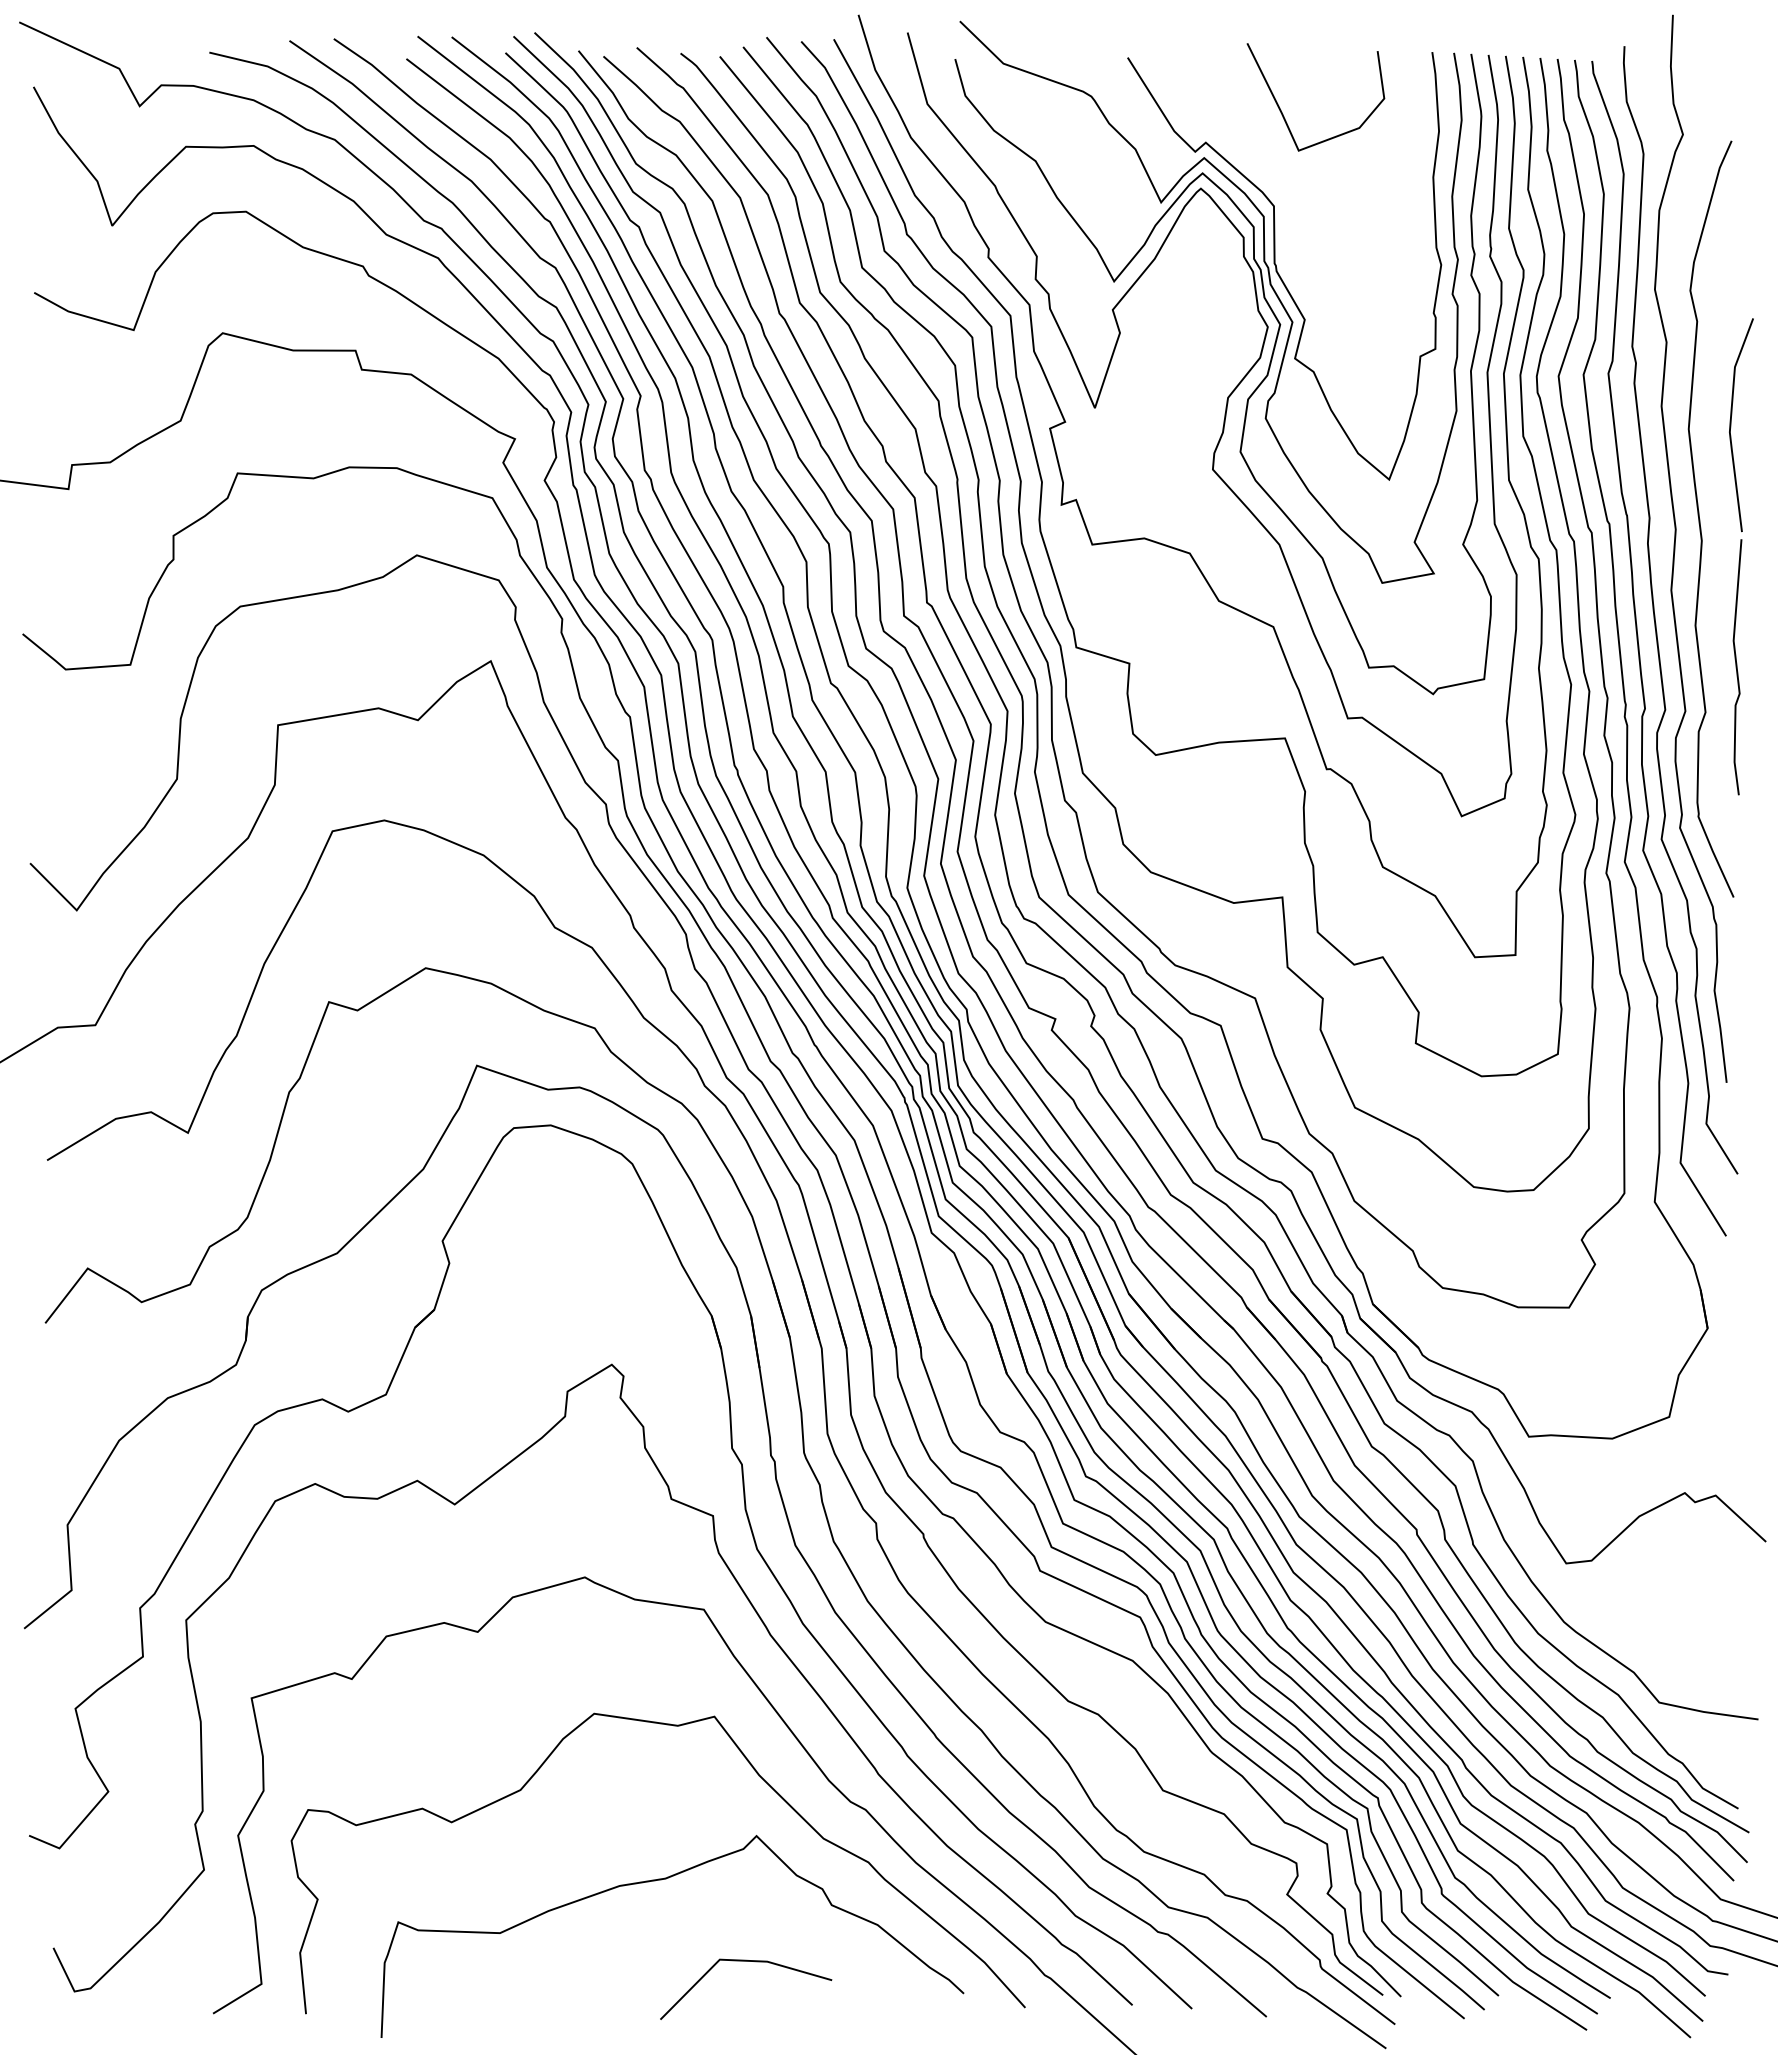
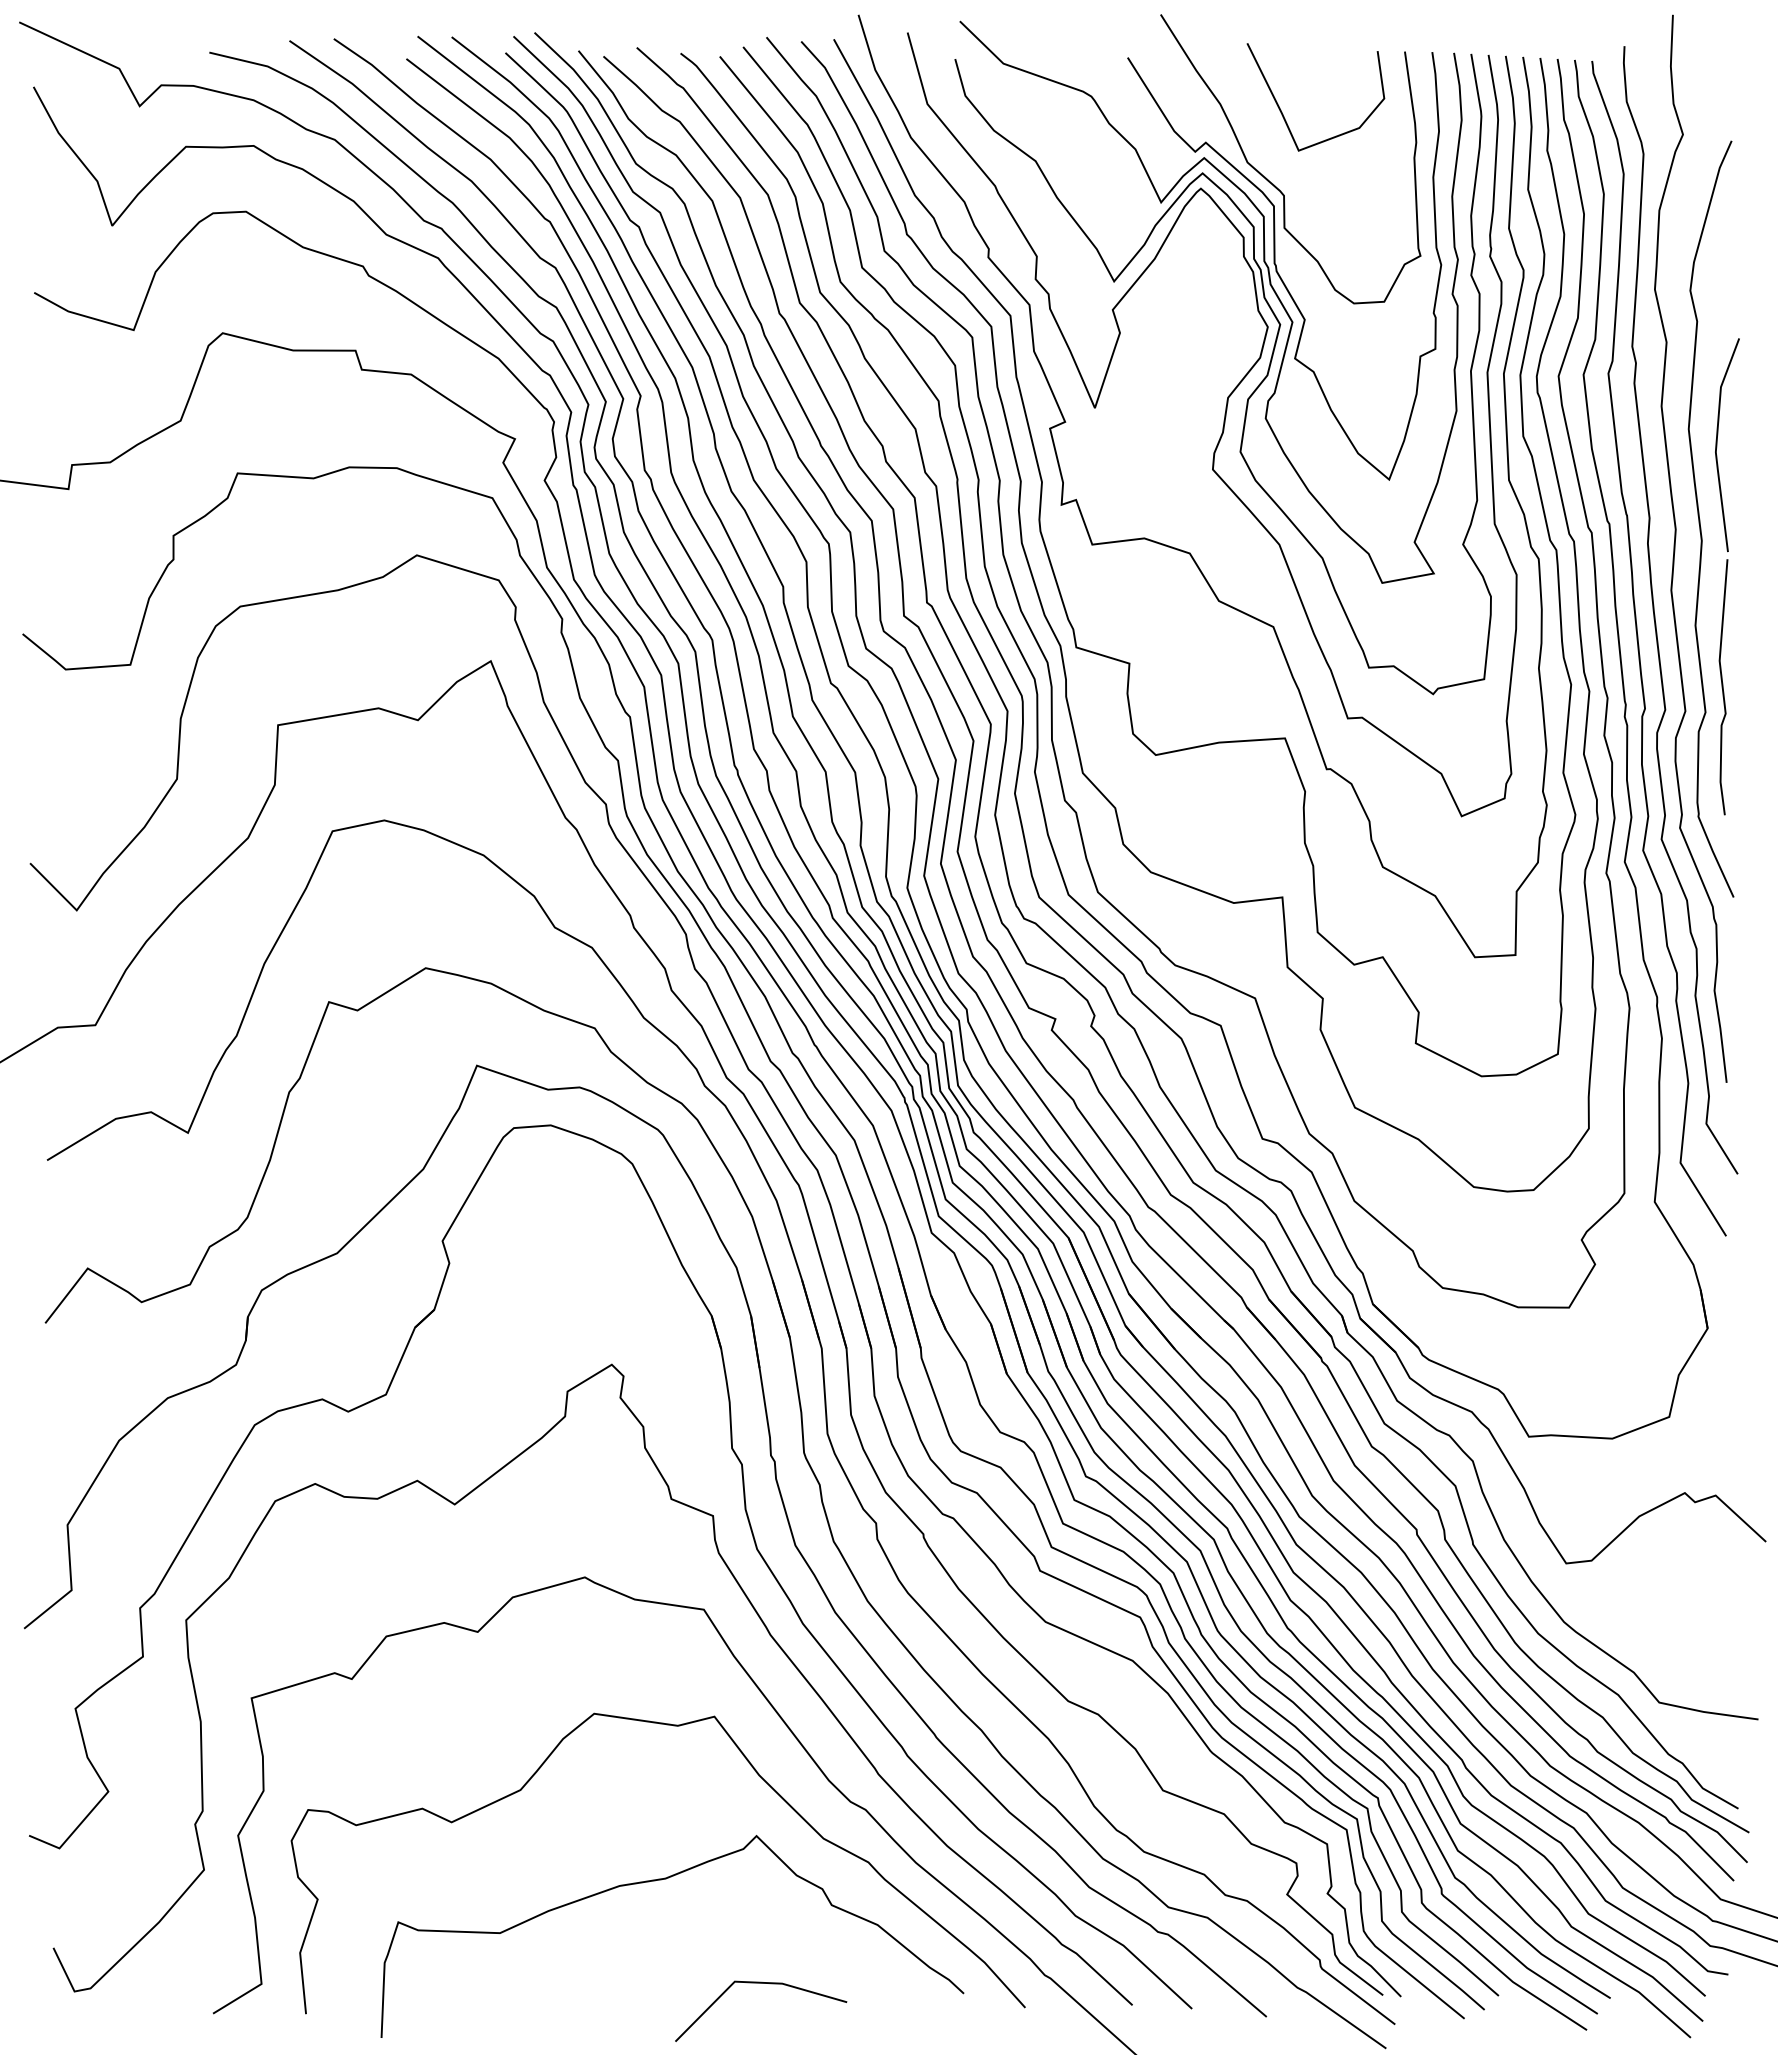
curve: none -> present (1273, 183)
part position: (1741, 556) -> (1727, 576) (1727, 576)
line position: (746, 1961) -> (761, 1983) (761, 1983)
